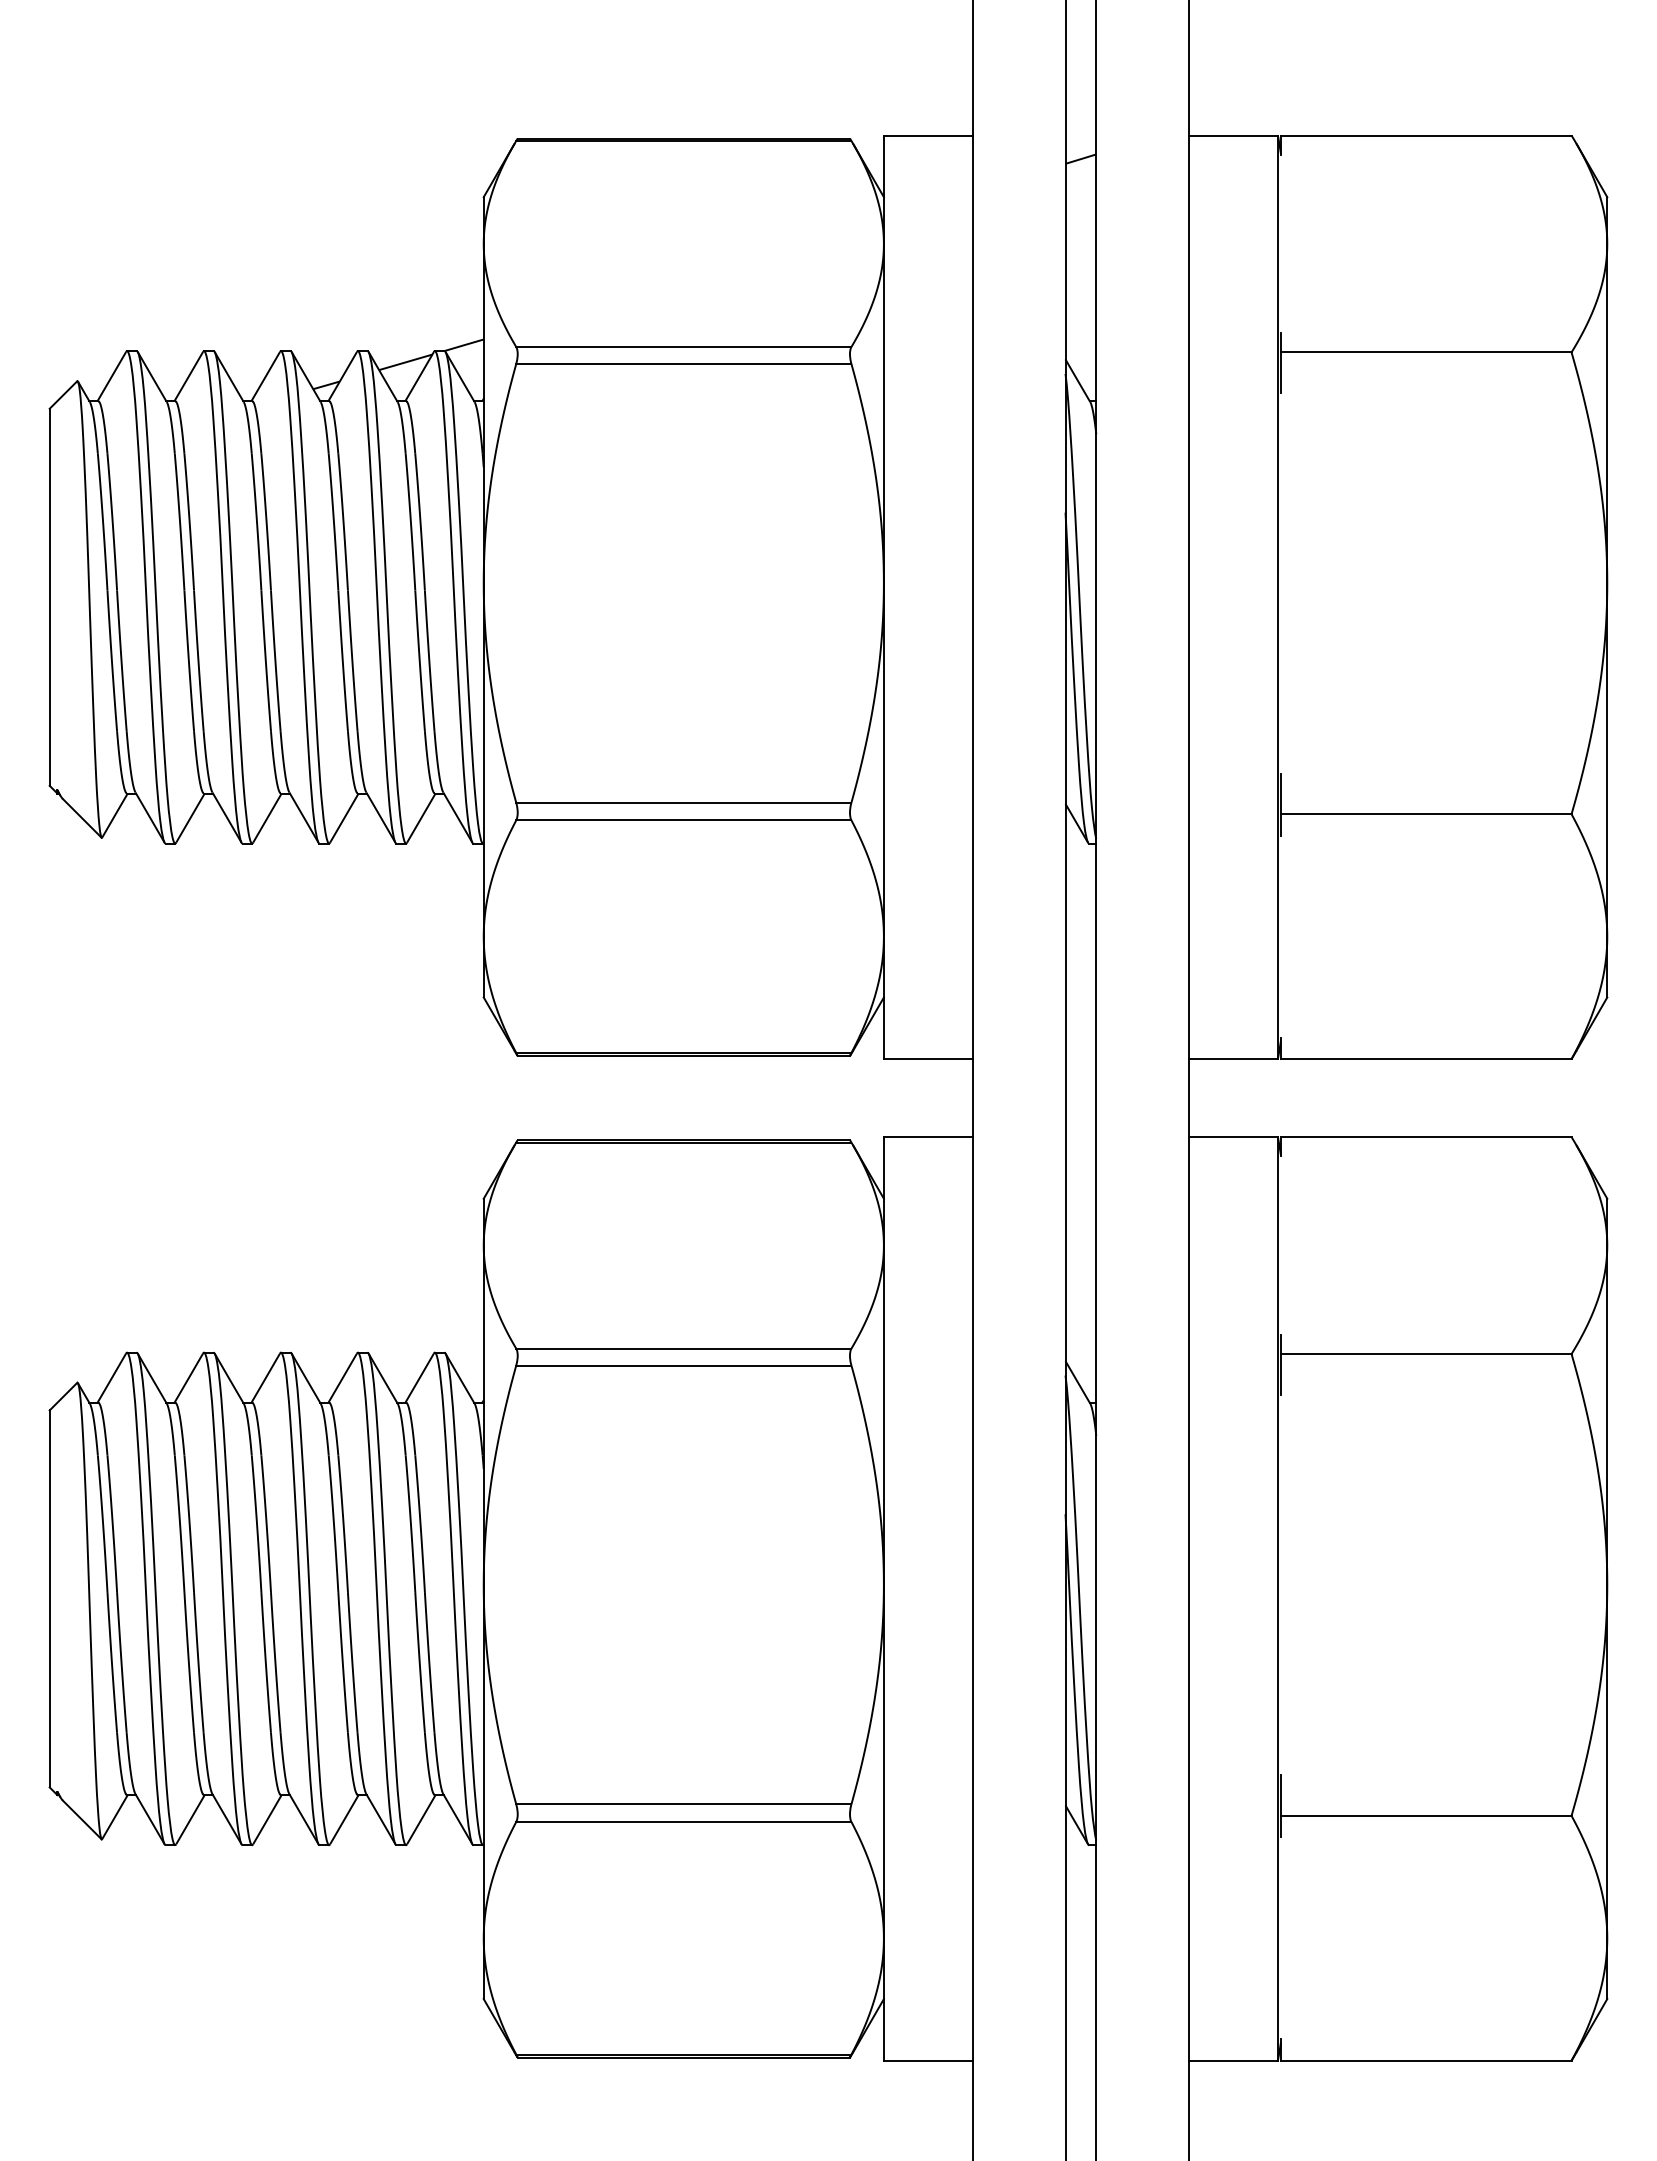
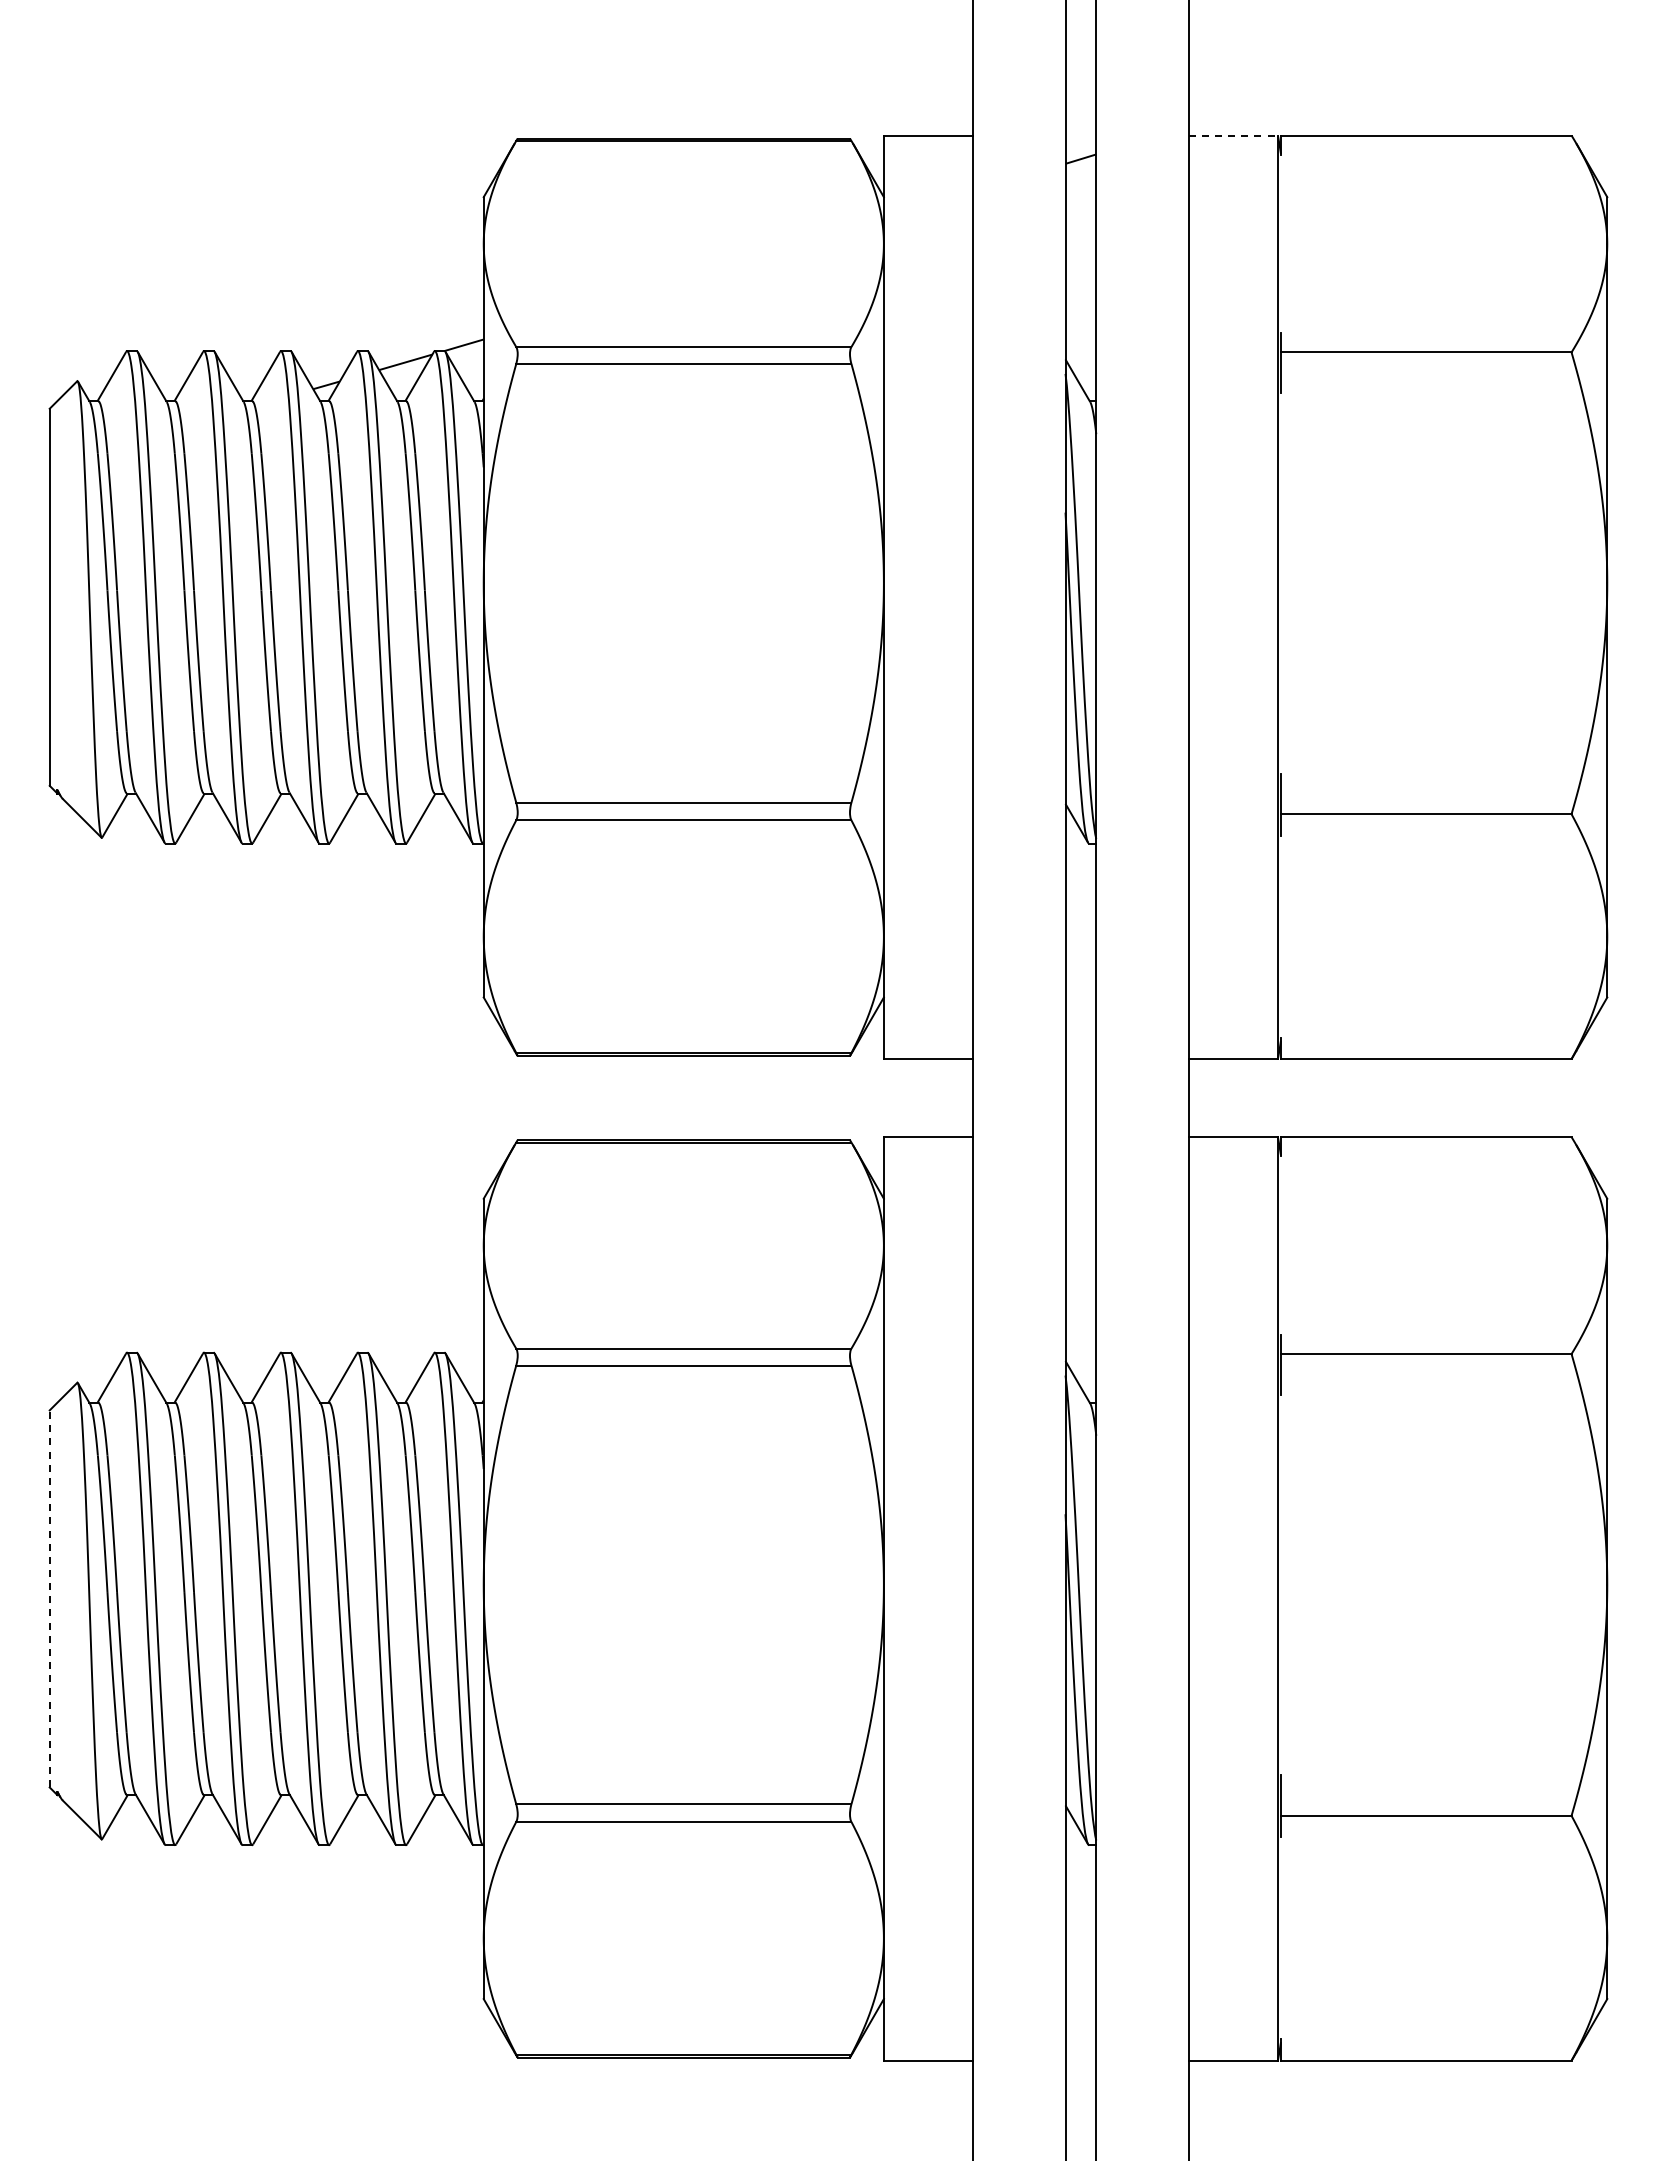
line: solid -> dashed (1233, 135)
line: solid -> dashed (49, 1598)
